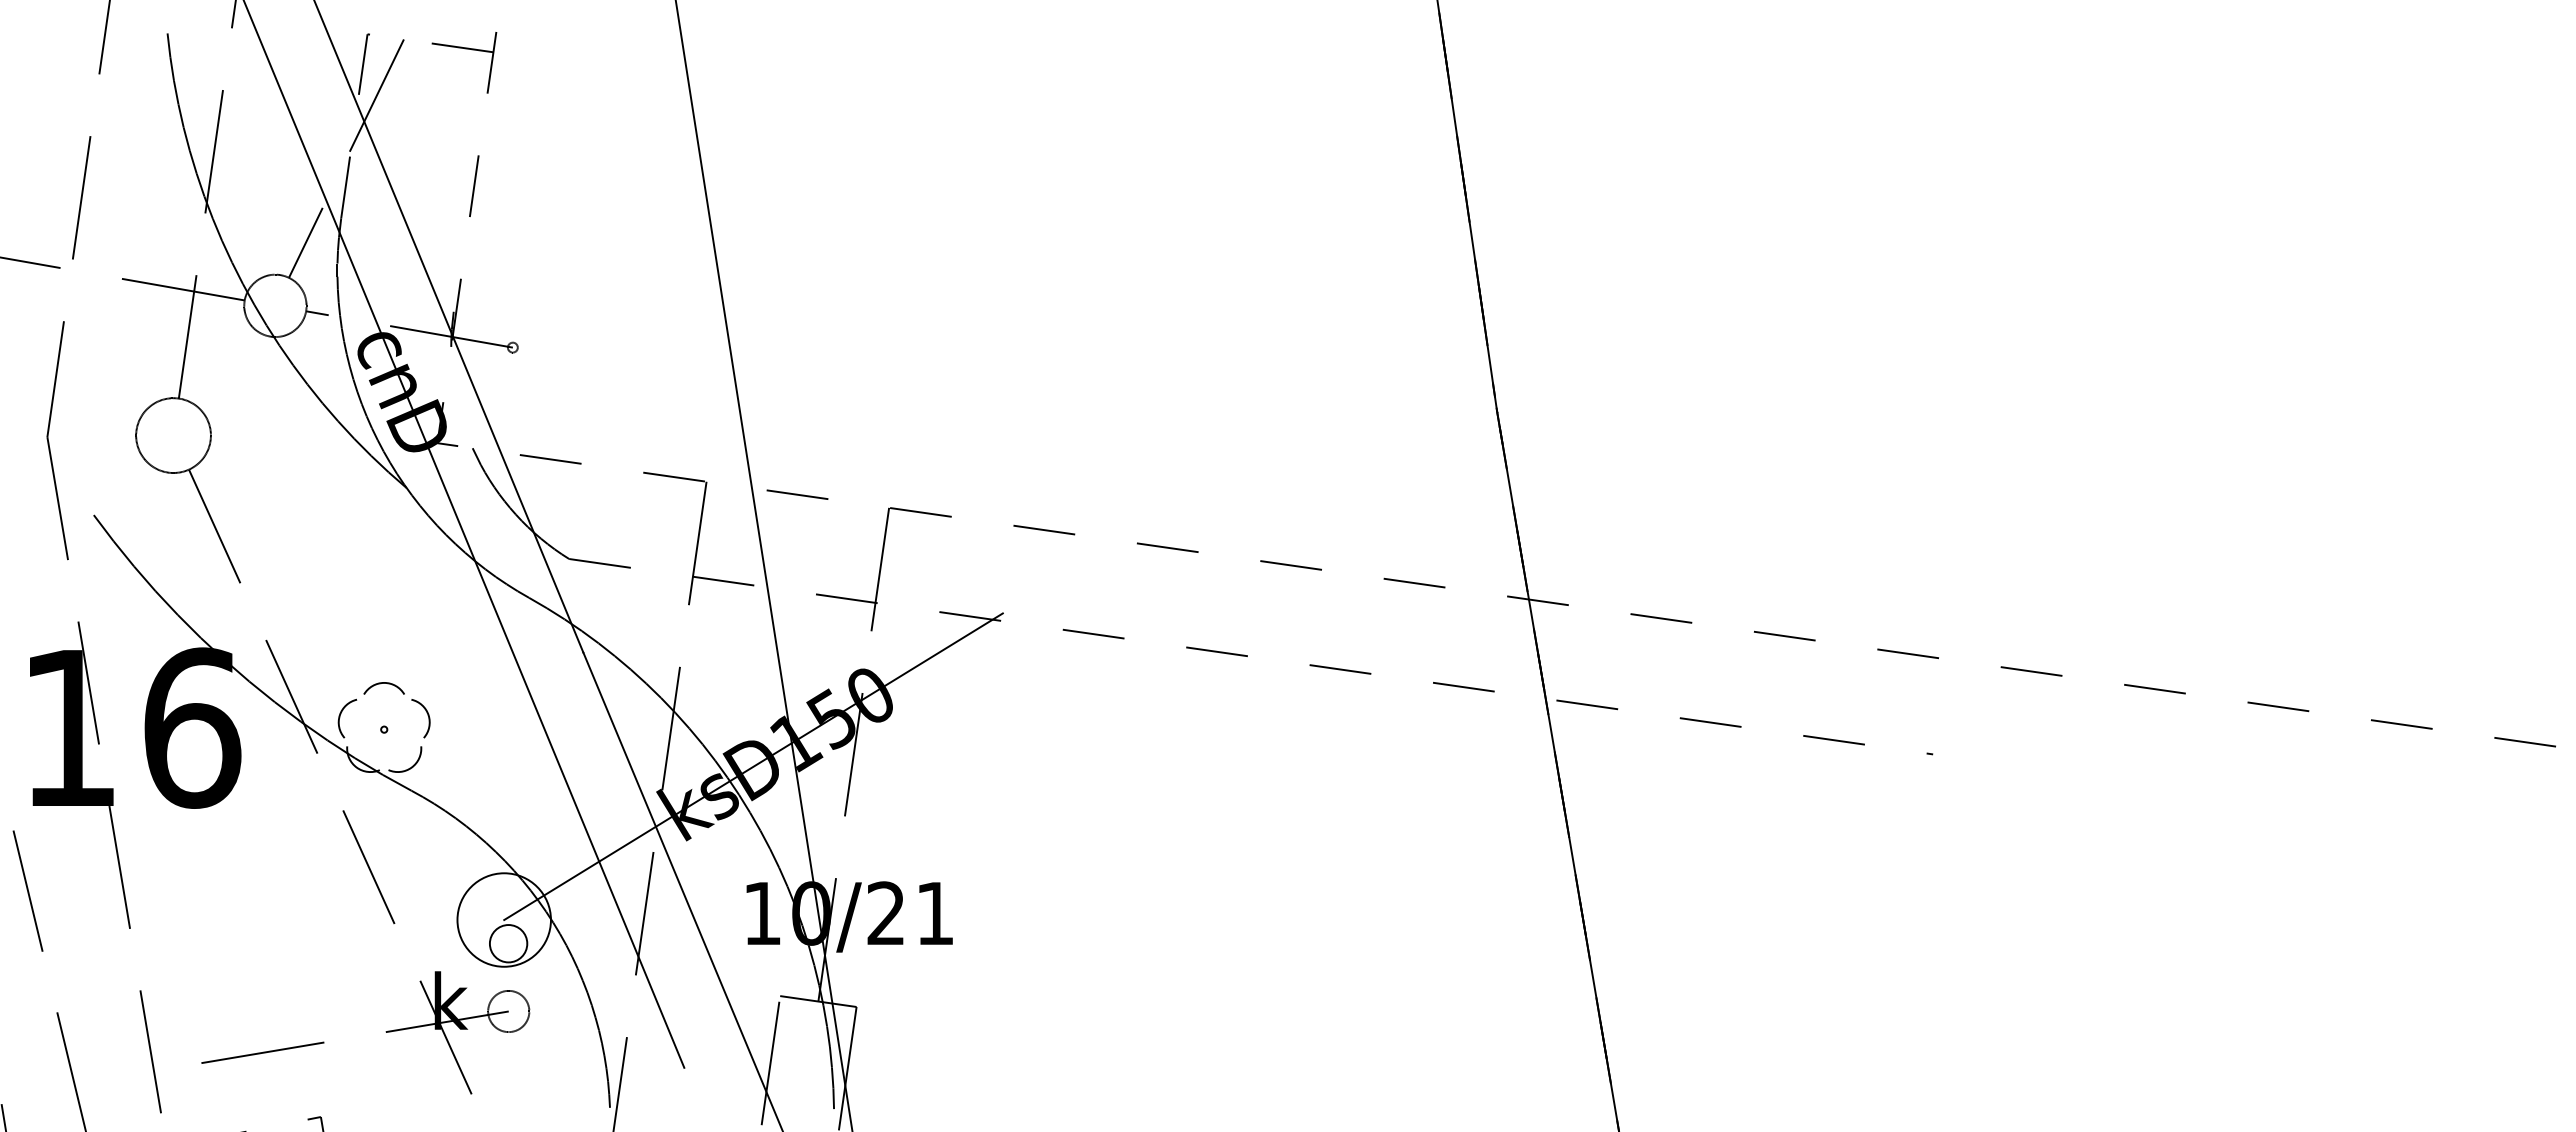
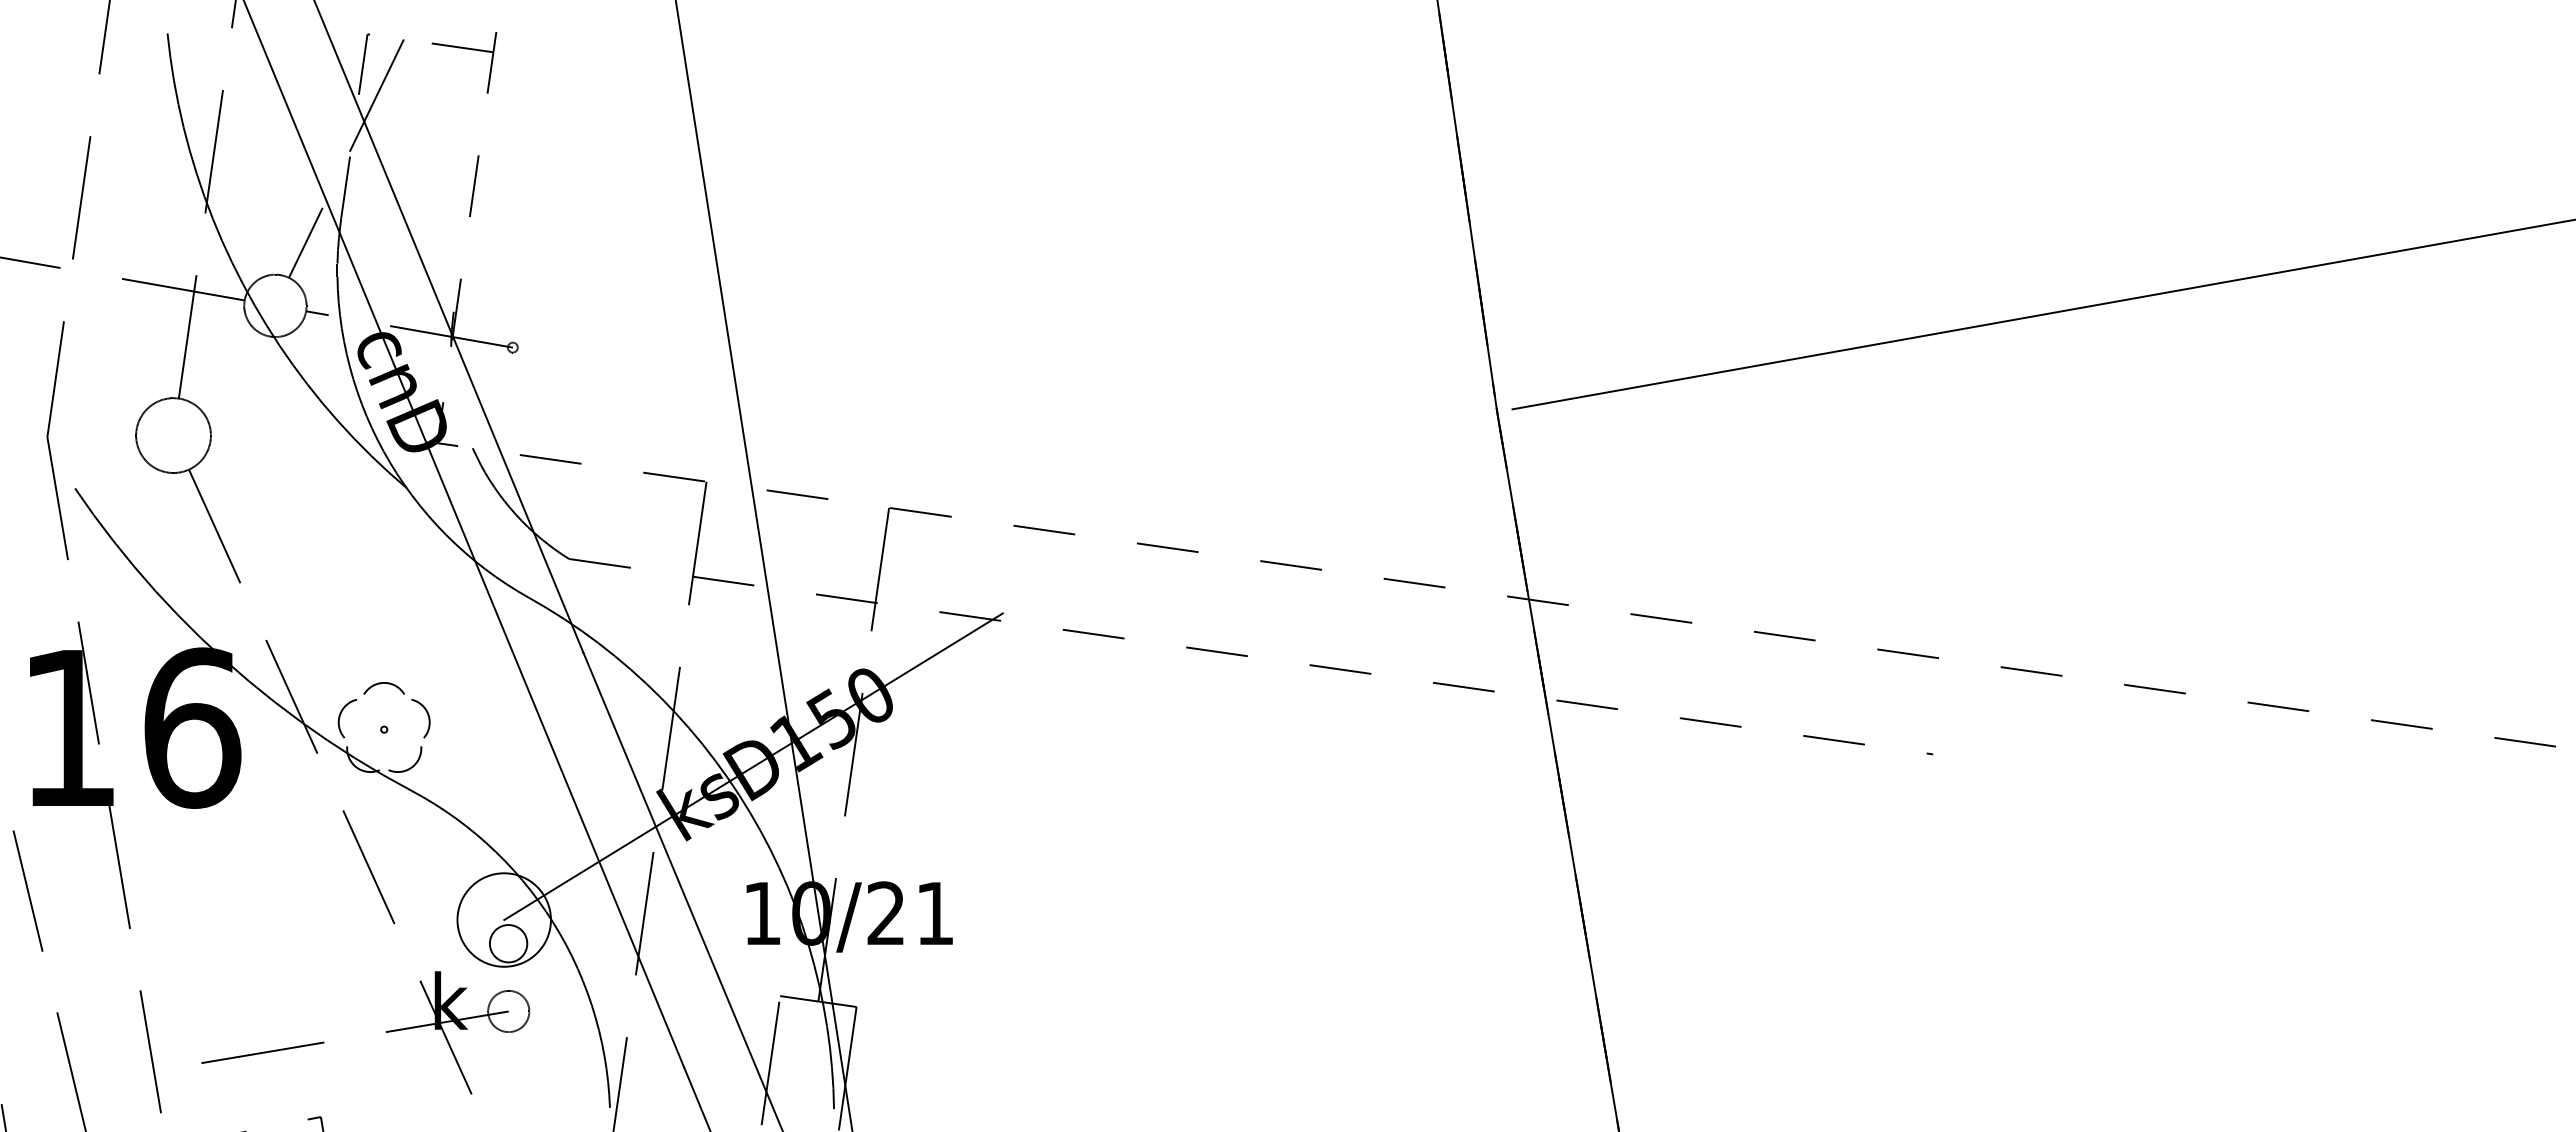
line: none -> present (2042, 314)
line: none -> present (84, 501)
line: none -> present (696, 1097)
